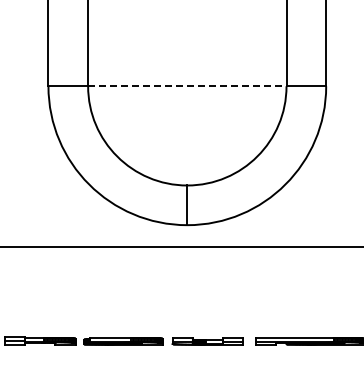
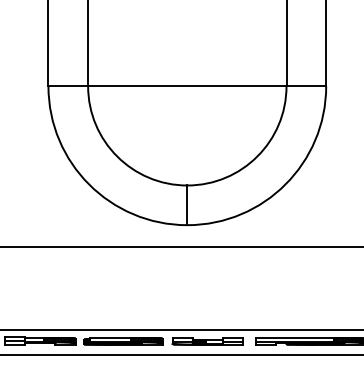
line: dashed -> solid (187, 86)
line: none -> present (181, 329)
line: none -> present (181, 355)
